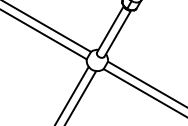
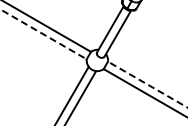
line: solid -> dashed (43, 34)
line: solid -> dashed (147, 84)
